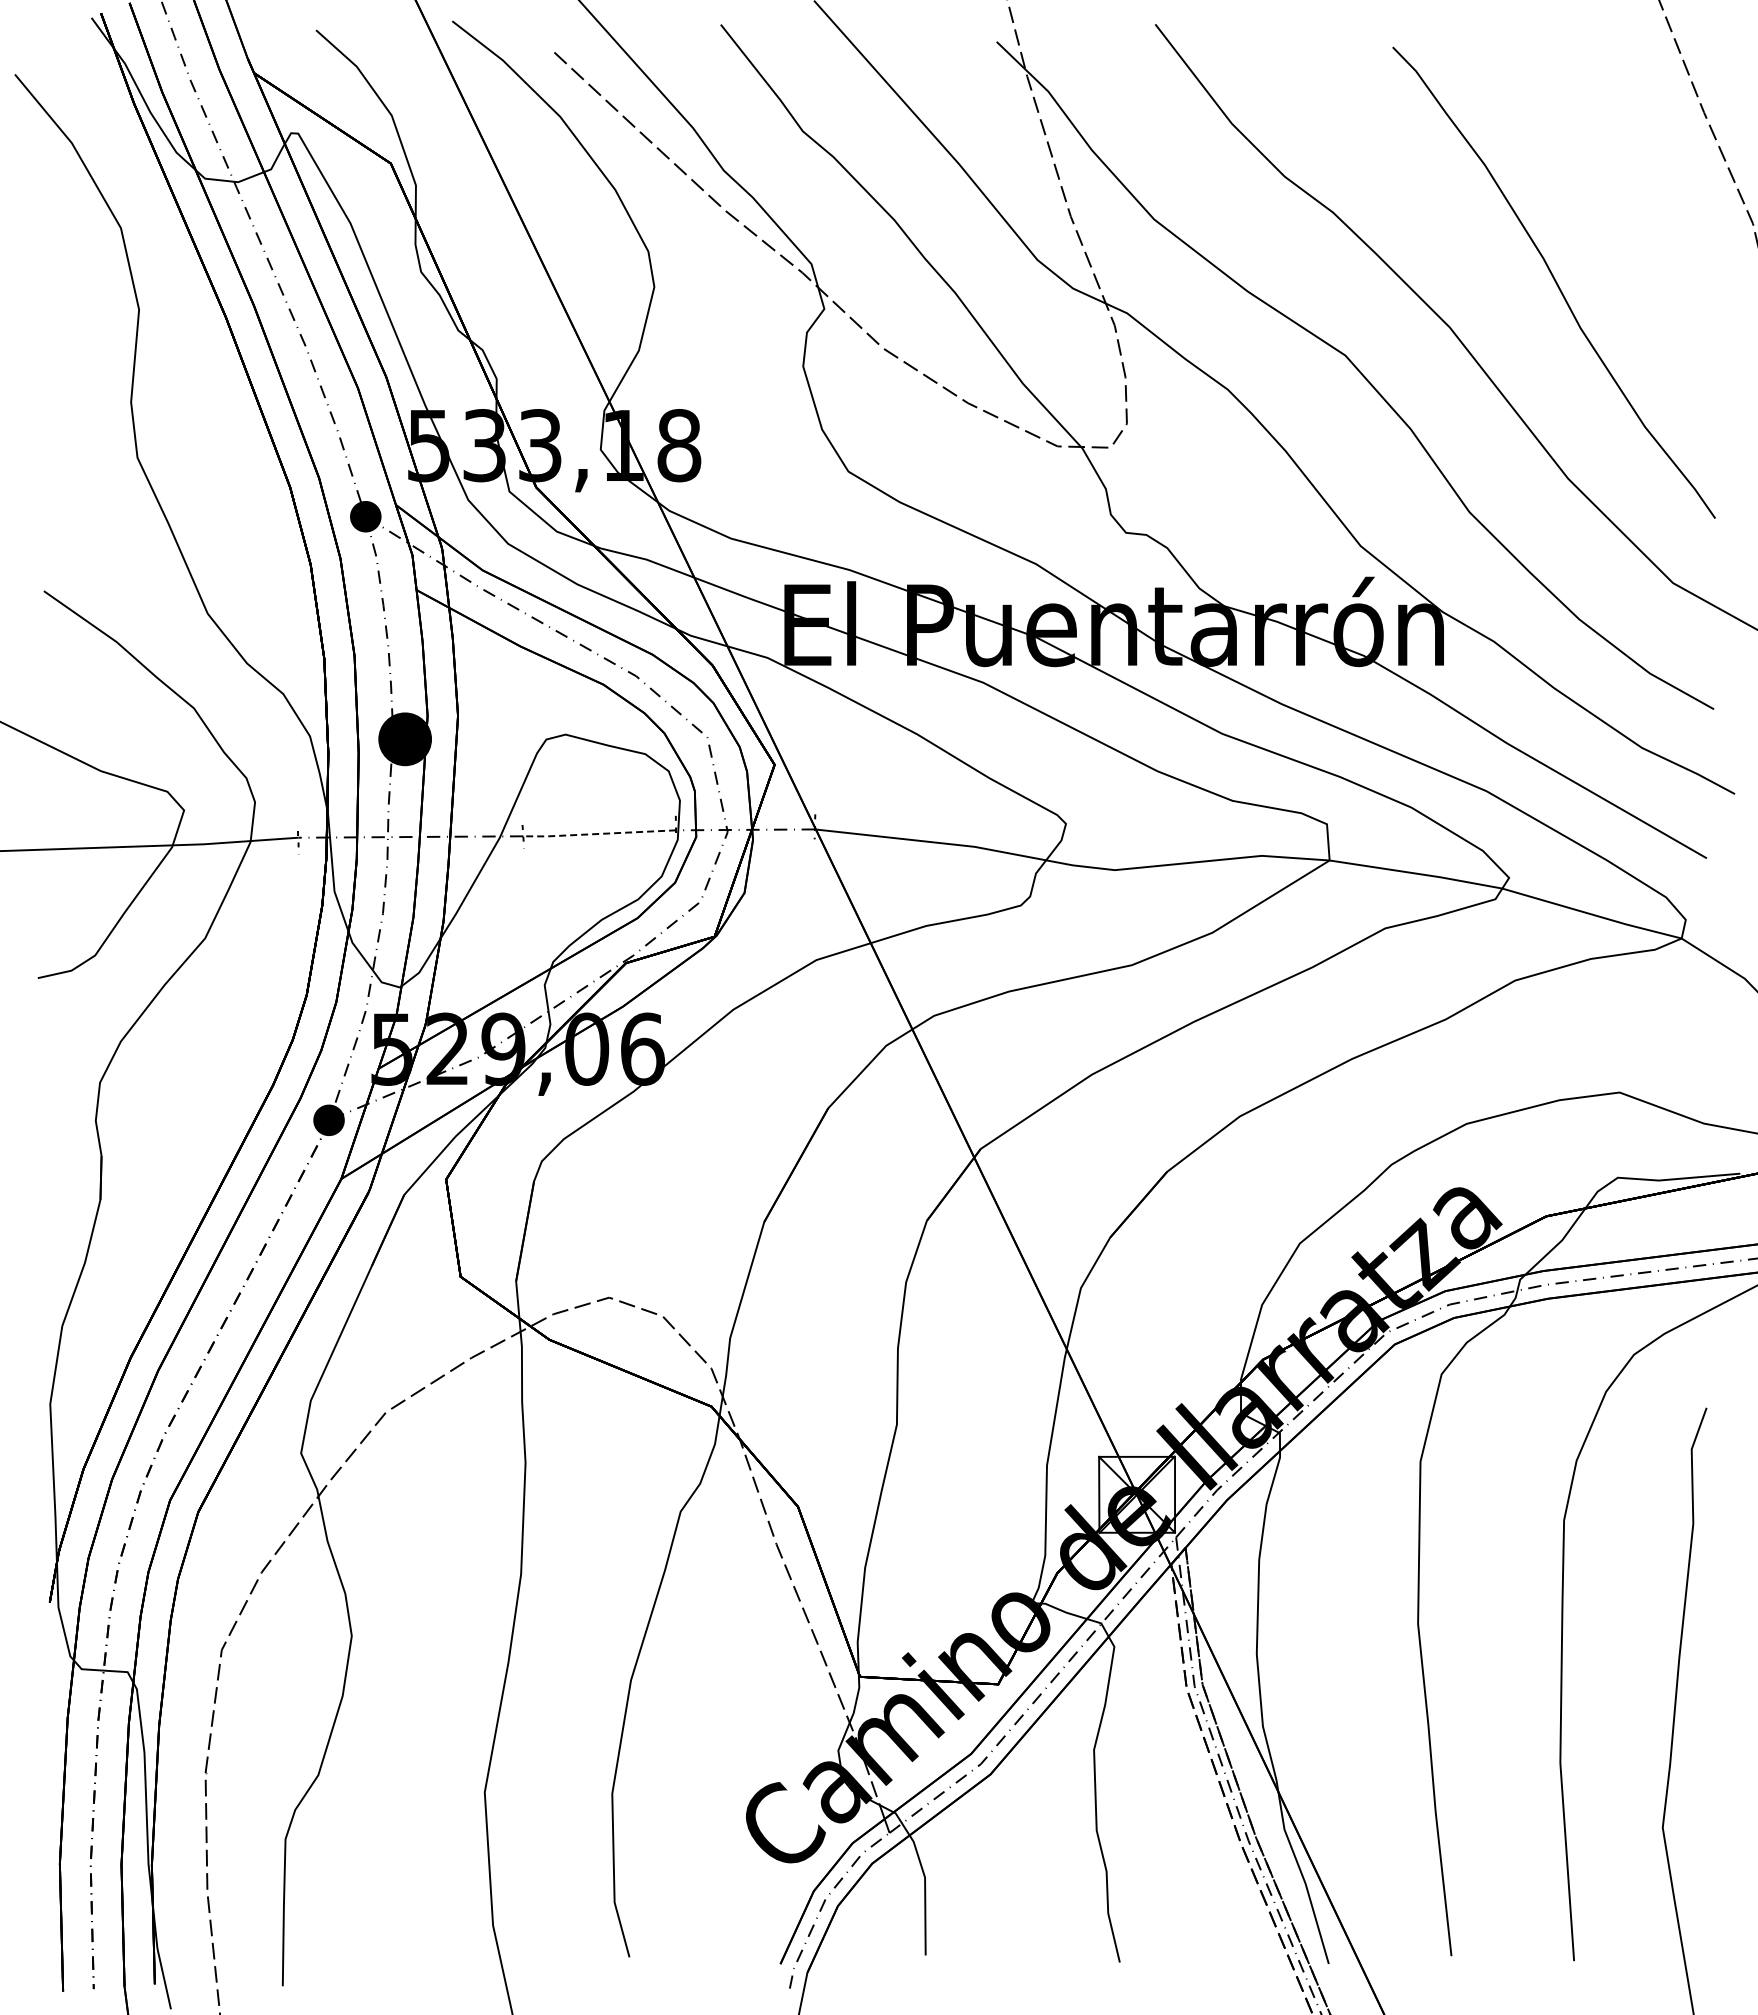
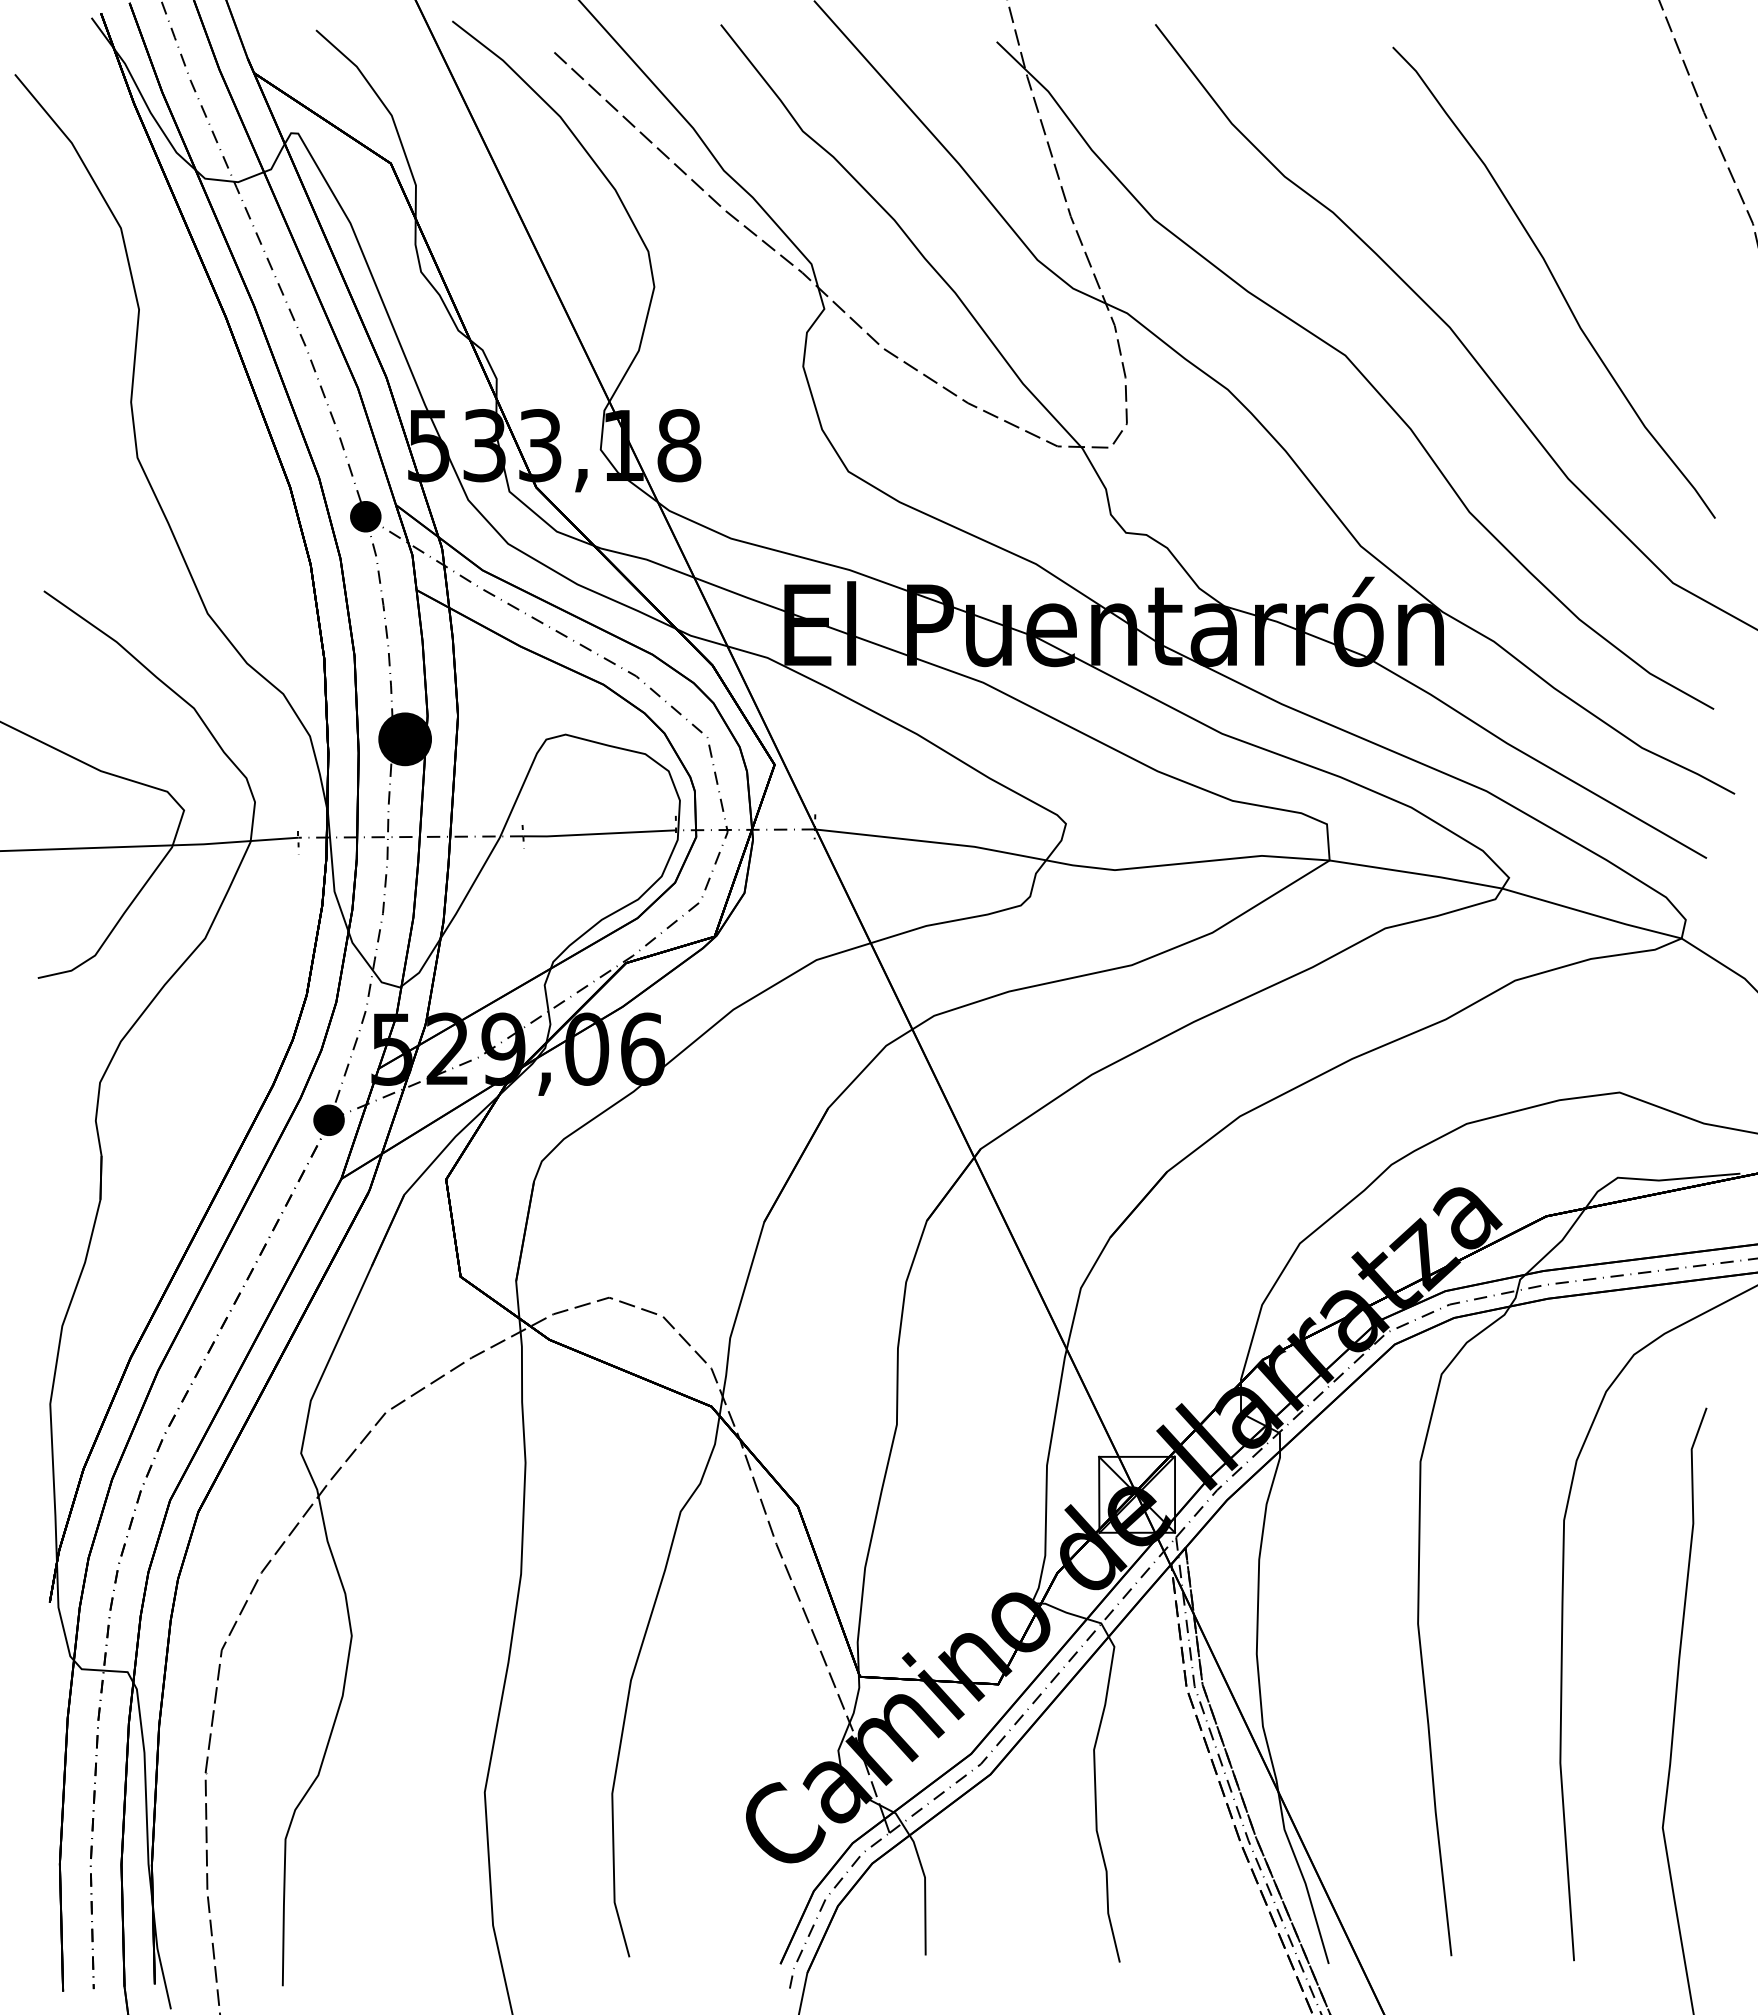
line: dashed -> solid (598, 833)
